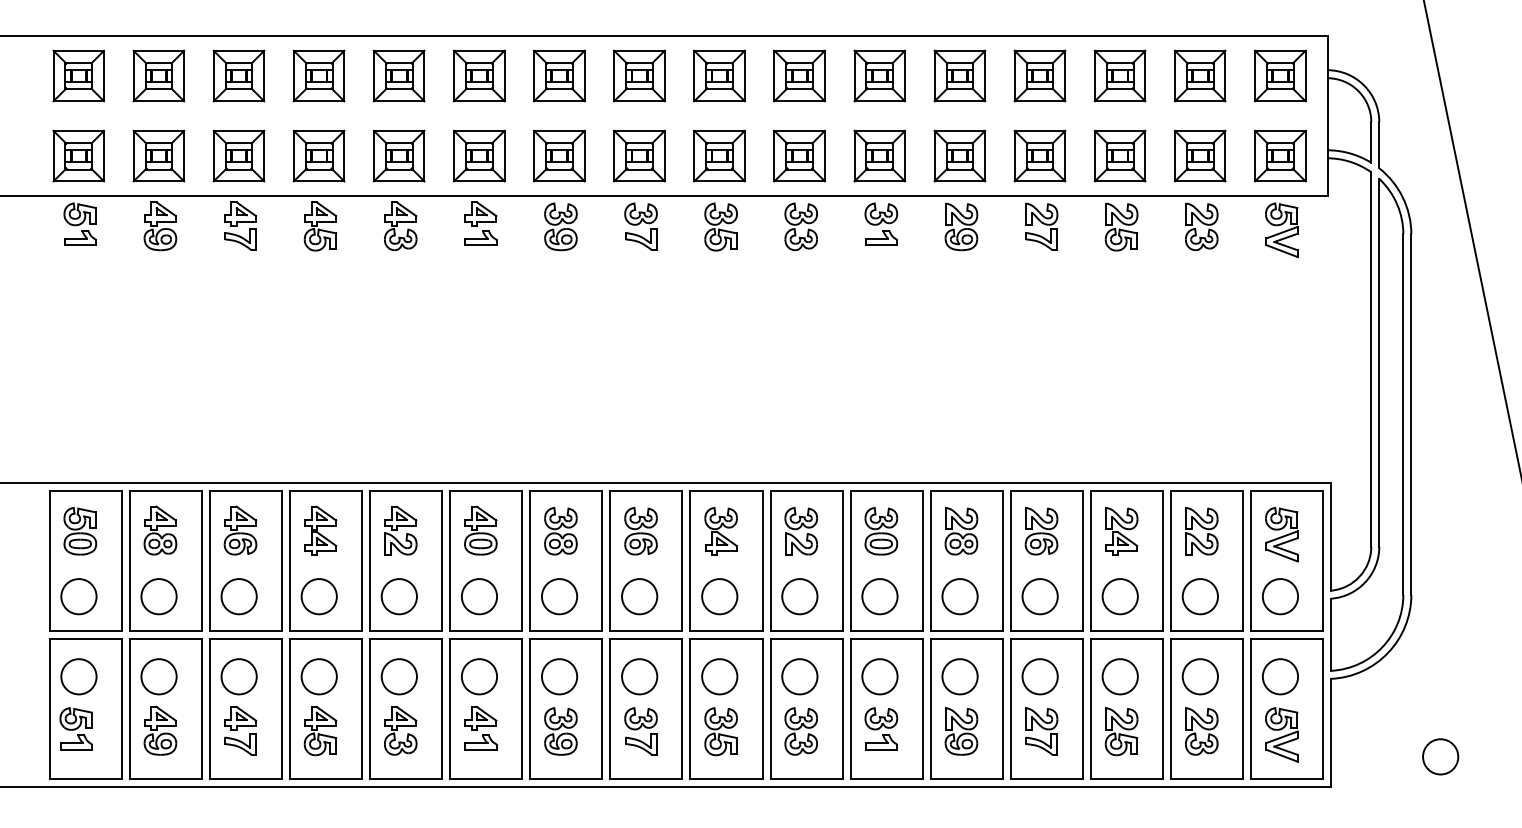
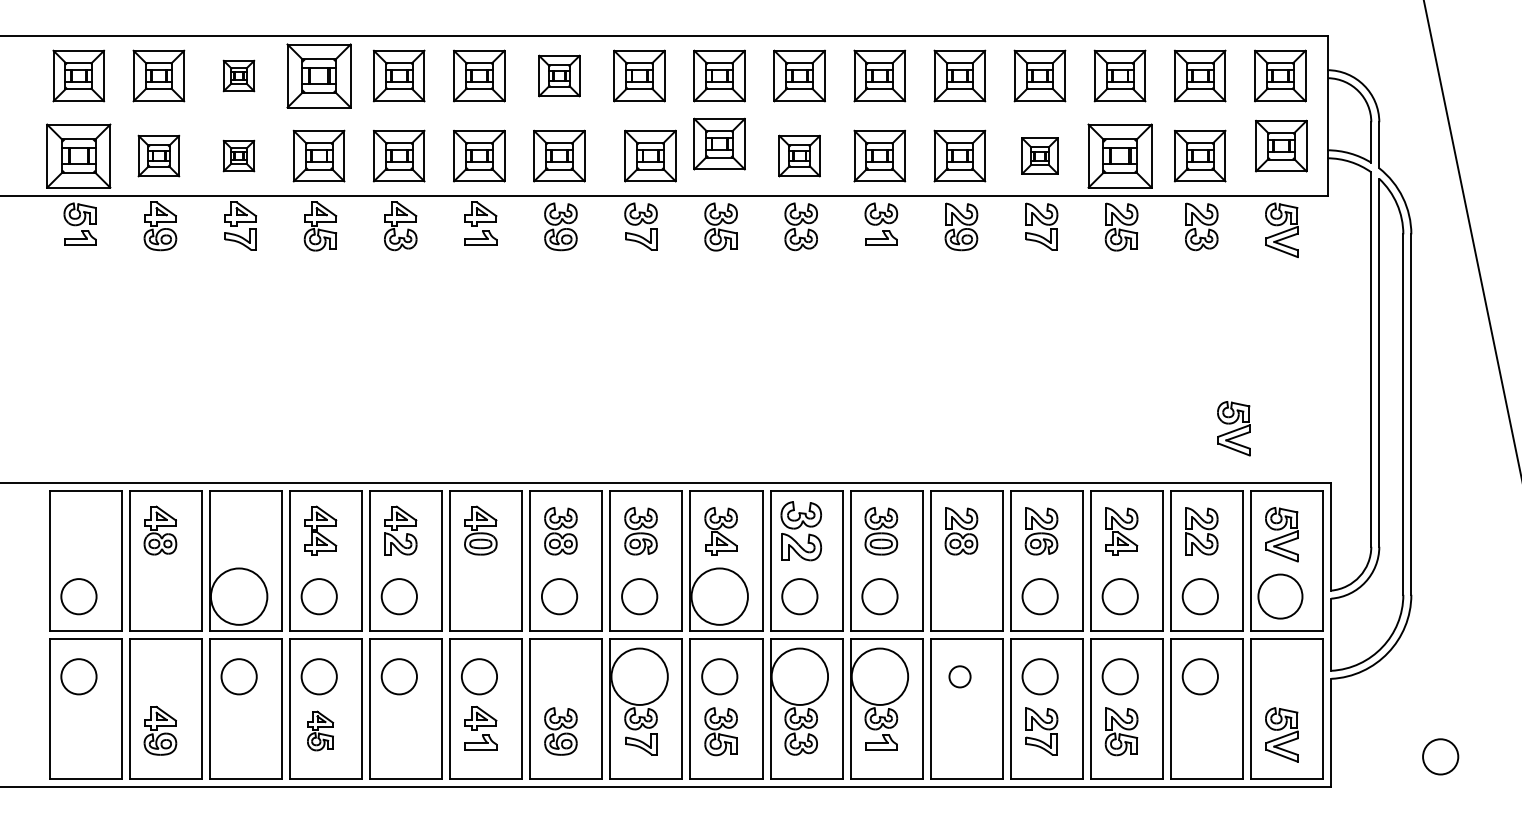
part size: 54x54 px -> 34x34 px (238, 75)
part size: 54x54 px -> 66x66 px (318, 75)
part size: 53x54 px -> 43x44 px (559, 75)
part size: 54x54 px -> 66x66 px (78, 155)
part size: 54x54 px -> 44x44 px (158, 155)
part size: 54x54 px -> 34x34 px (238, 155)
part position: (639, 155) -> (650, 155) (650, 155)
part position: (719, 155) -> (719, 143) (719, 143)
part size: 53x54 px -> 43x44 px (799, 155)
part size: 54x54 px -> 38x38 px (1039, 155)
part size: 54x54 px -> 66x66 px (1119, 155)
part position: (1280, 155) -> (1281, 145) (1281, 145)
part: none -> present (1233, 428)
part: present -> none (240, 530)
part: present -> none (80, 531)
part size: 34x49 px -> 42x61 px (800, 531)
circle: present -> none (158, 596)
circle diameter: 35 px -> 56 px (238, 596)
circle: present -> none (479, 596)
circle diameter: 35 px -> 56 px (719, 596)
circle: present -> none (959, 596)
circle size: 37x38 px -> 47x47 px (1280, 596)
circle: present -> none (158, 676)
circle: present -> none (559, 676)
circle diameter: 35 px -> 56 px (639, 676)
circle diameter: 35 px -> 56 px (799, 676)
circle diameter: 35 px -> 56 px (879, 676)
circle size: 38x38 px -> 24x24 px (959, 676)
circle: present -> none (1280, 676)
part: present -> none (75, 728)
part: present -> none (240, 730)
part size: 35x52 px -> 28x42 px (320, 730)
part: present -> none (400, 730)
part: present -> none (961, 731)
part: present -> none (1201, 731)
